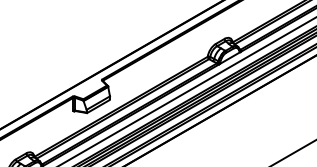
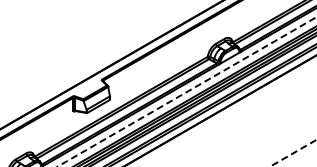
line: solid -> dashed (187, 91)
line: solid -> dashed (293, 153)
